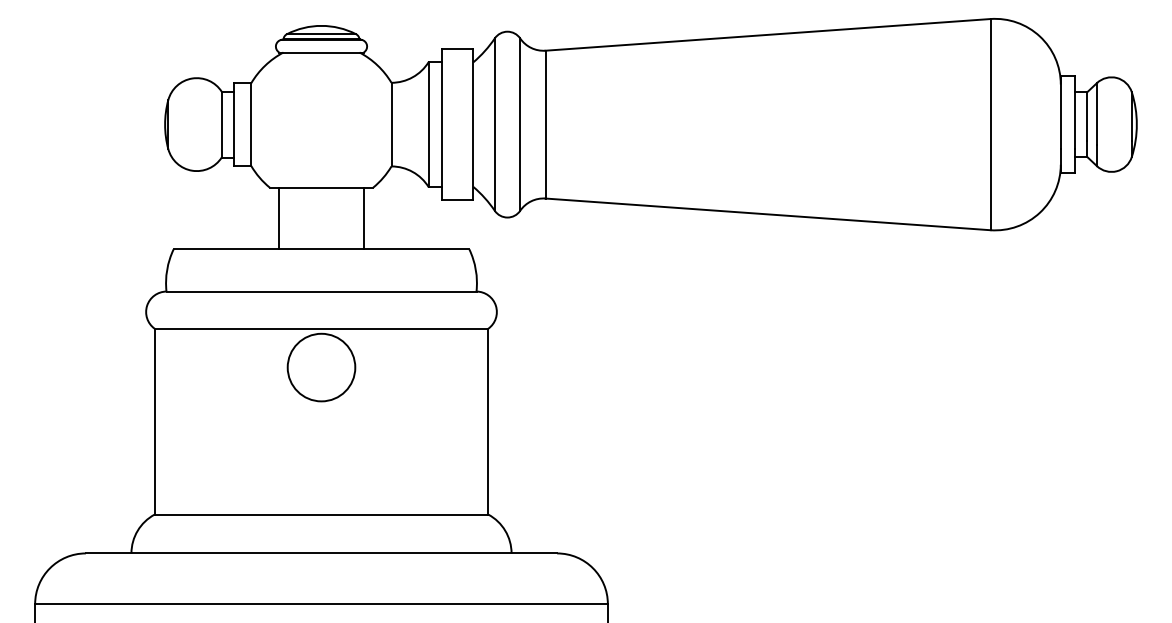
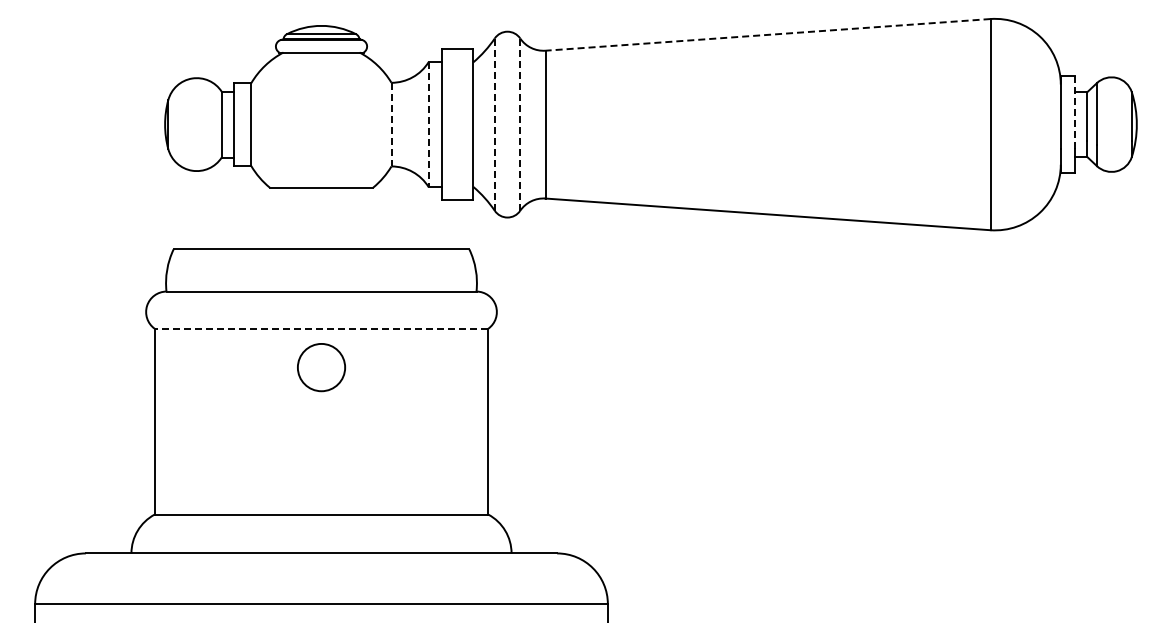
line: solid -> dashed (767, 34)
line: solid -> dashed (1074, 112)
line: solid -> dashed (391, 124)
line: solid -> dashed (428, 124)
line: solid -> dashed (494, 124)
line: solid -> dashed (520, 124)
line: present -> none (279, 218)
line: present -> none (363, 218)
line: solid -> dashed (321, 328)
circle diameter: 68 px -> 47 px (321, 367)
